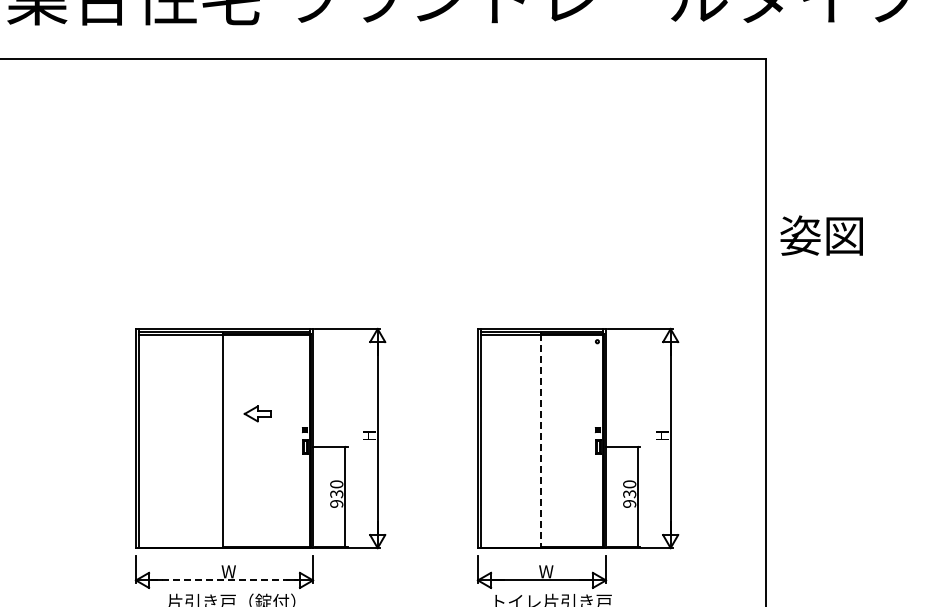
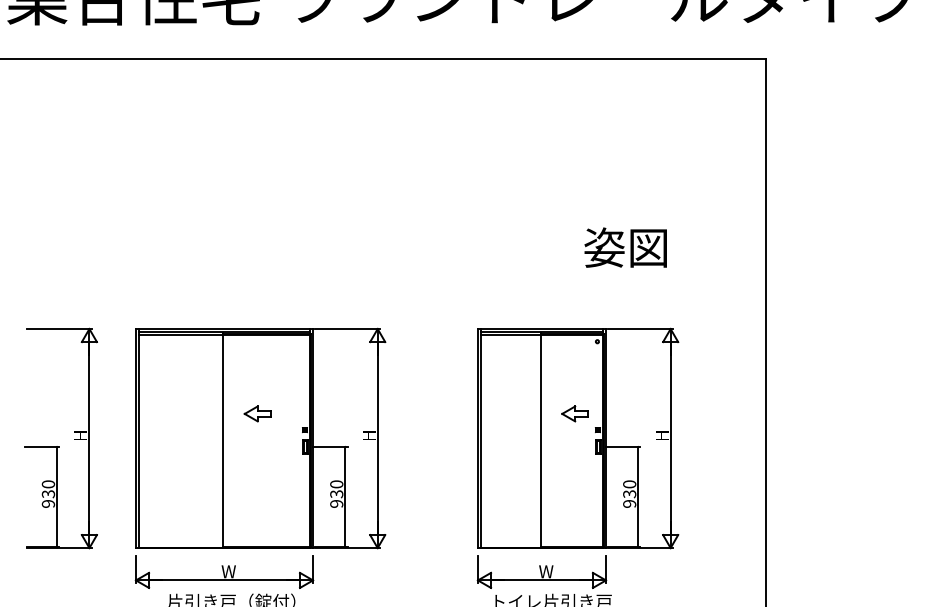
text position: (821, 235) -> (625, 247) (625, 247)
part: none -> present (574, 413)
line: dashed -> solid (540, 441)
part: none -> present (59, 446)
line: dashed -> solid (225, 580)
